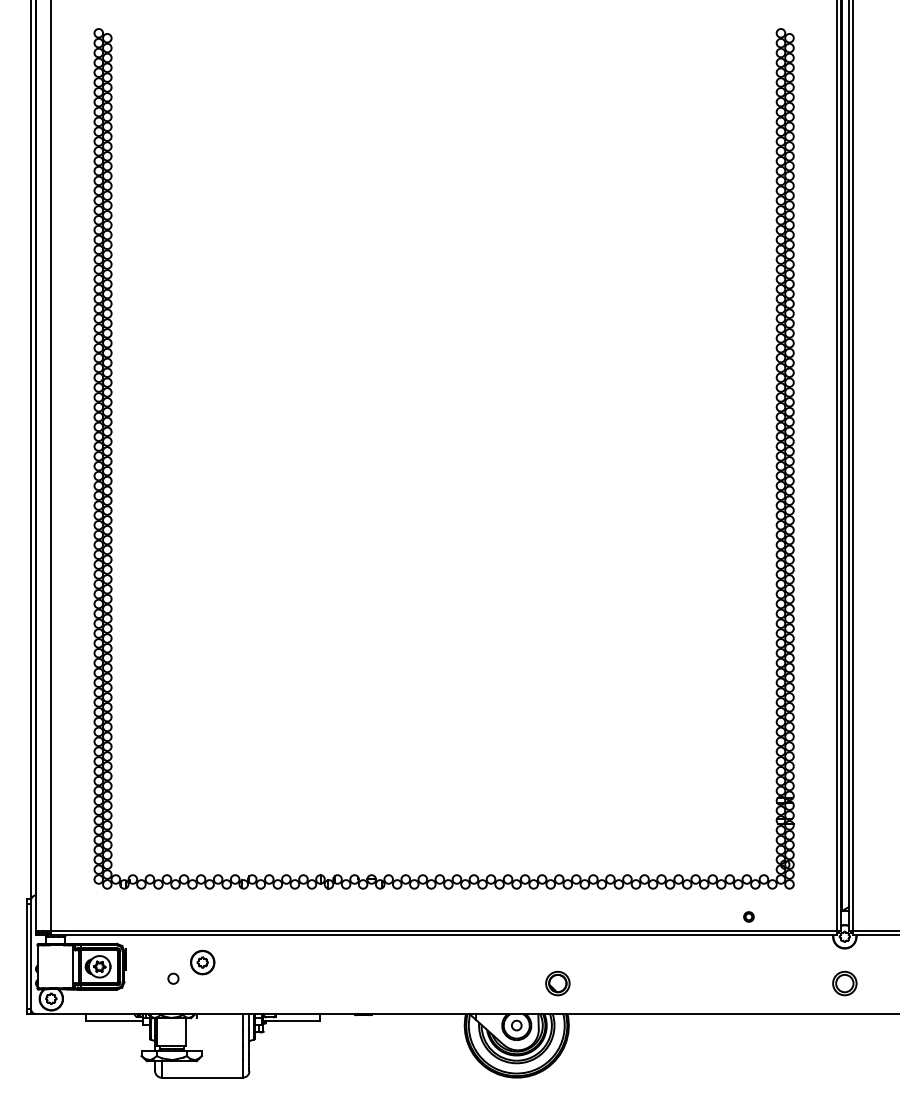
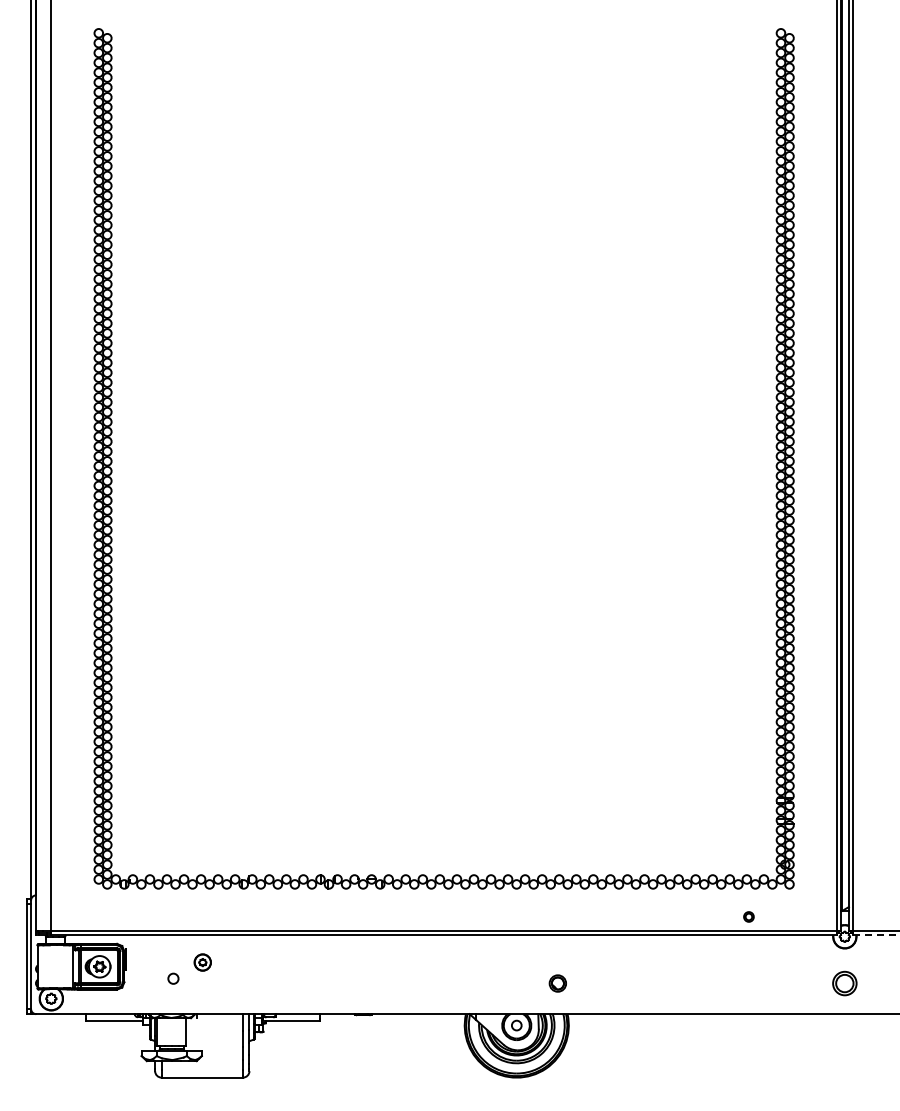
line: solid -> dashed (876, 935)
part size: 26x27 px -> 19x19 px (202, 962)
part size: 26x27 px -> 19x19 px (557, 983)
